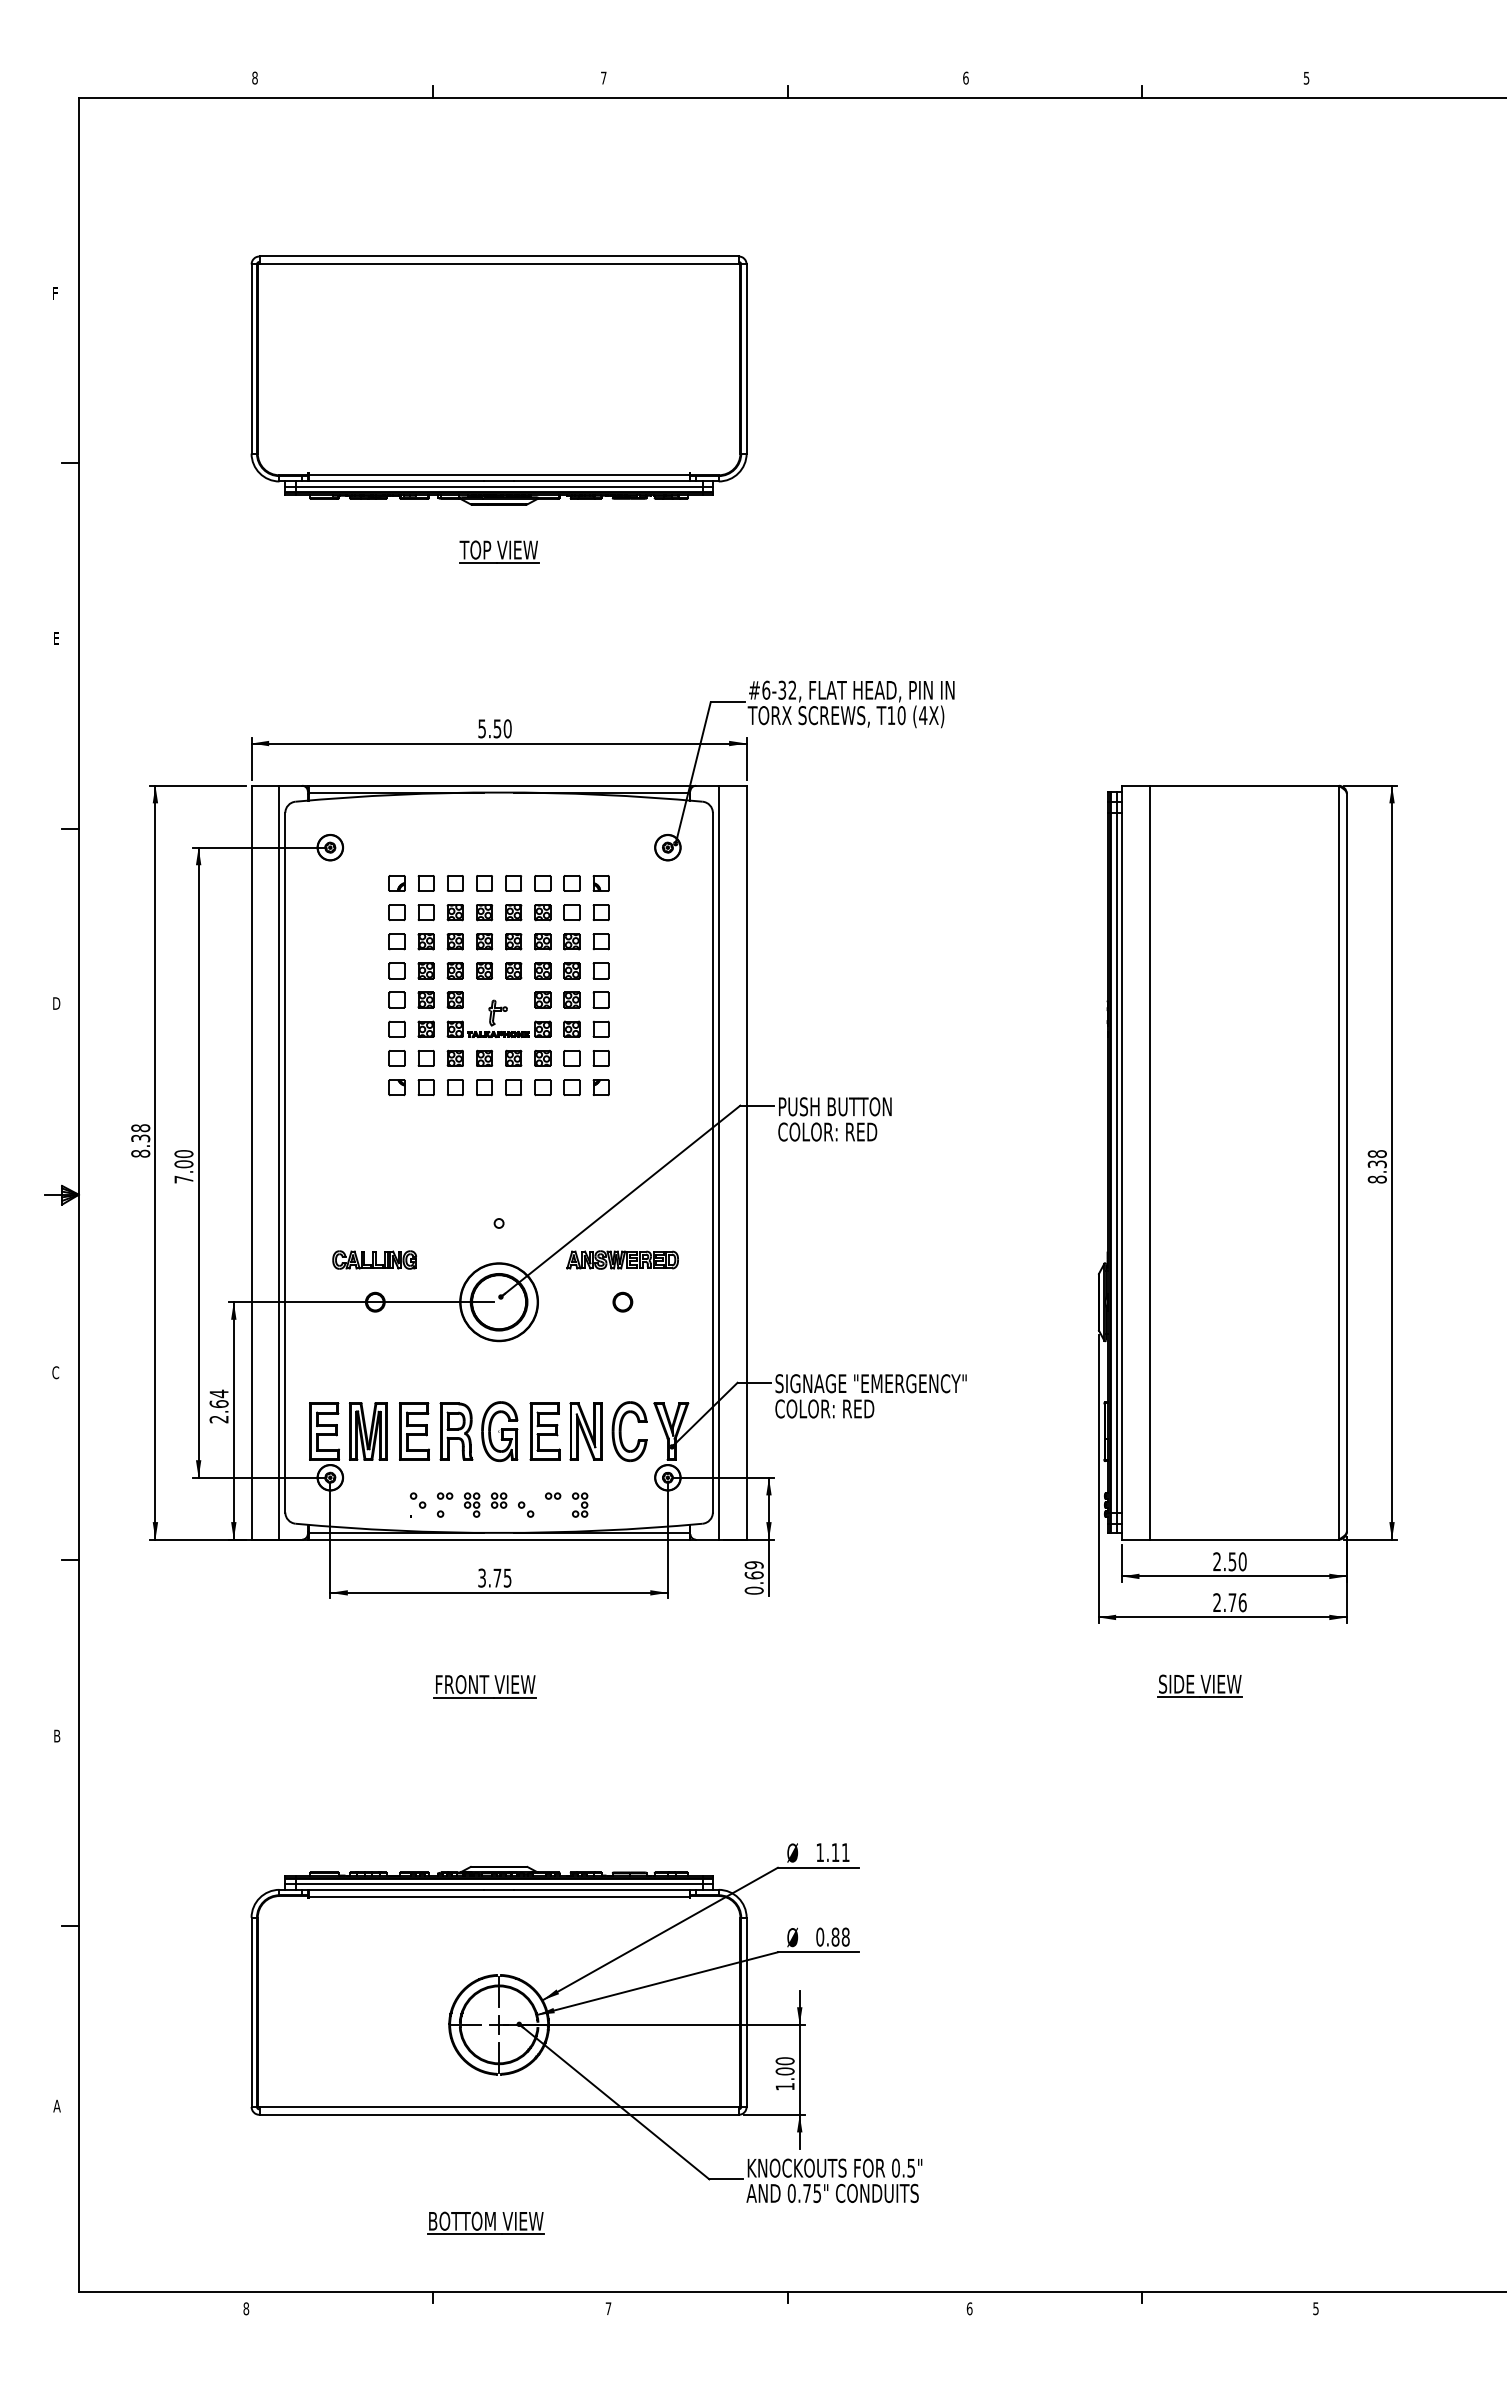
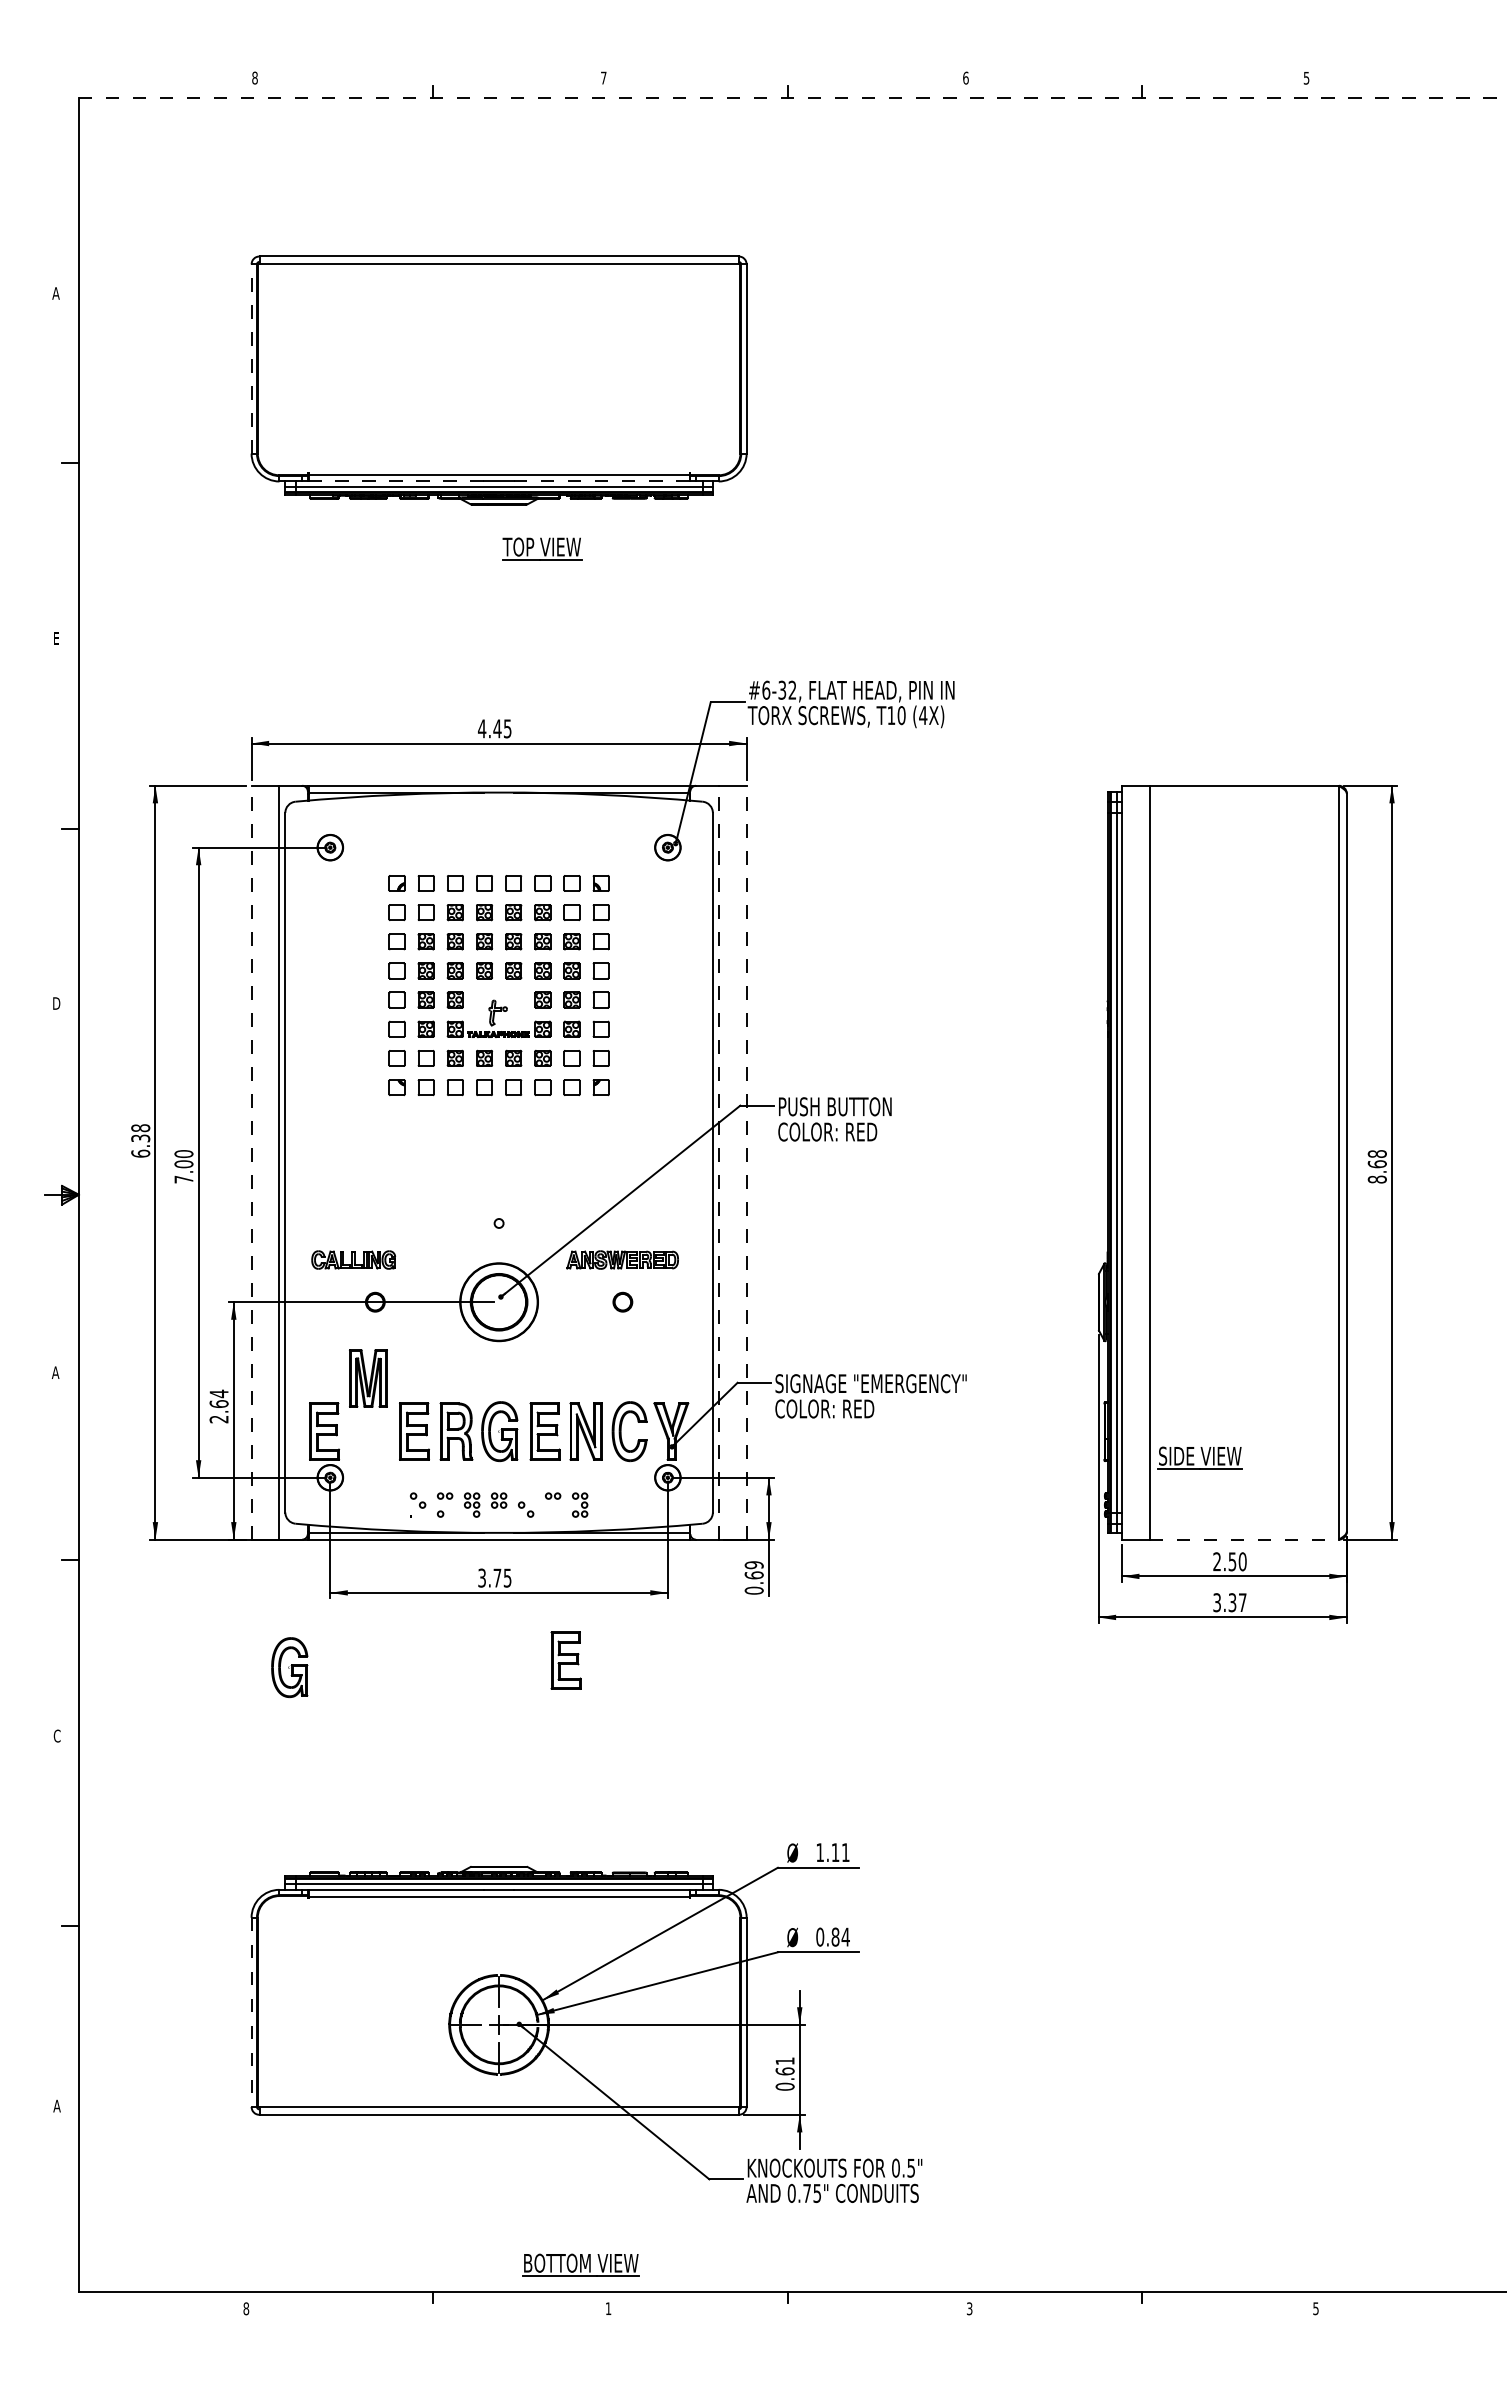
line: solid -> dashed (792, 97)
text: F -> A (55, 293)
line: solid -> dashed (251, 359)
line: solid -> dashed (396, 481)
line: solid -> dashed (601, 481)
part position: (499, 551) -> (542, 548) (542, 548)
text: 5.50 -> 4.45 (494, 728)
text: 8.38 -> 6.38 (140, 1153)
line: solid -> dashed (251, 1162)
line: solid -> dashed (718, 1162)
line: solid -> dashed (746, 1162)
text: 8.38 -> 8.68 (1376, 1164)
part position: (374, 1259) -> (353, 1259) (353, 1259)
text: C -> A (55, 1372)
part position: (368, 1431) -> (368, 1378) (368, 1378)
line: solid -> dashed (1244, 1539)
text: 2.76 -> 3.37 (1229, 1602)
part: none -> present (565, 1660)
part: none -> present (289, 1667)
part position: (1199, 1685) -> (1199, 1457) (1199, 1457)
part: present -> none (484, 1686)
text: B -> C (56, 1735)
text: 0.88 -> 0.84 (845, 1936)
line: solid -> dashed (251, 2012)
text: 1.00 -> 0.61 (784, 2073)
part position: (485, 2222) -> (580, 2264) (580, 2264)
text: 7 -> 1 (608, 2308)
text: 6 -> 3 (969, 2308)
